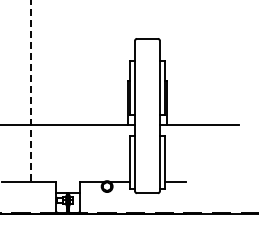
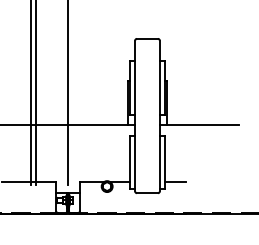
line: dashed -> solid (30, 93)
line: none -> present (35, 93)
line: none -> present (68, 93)
